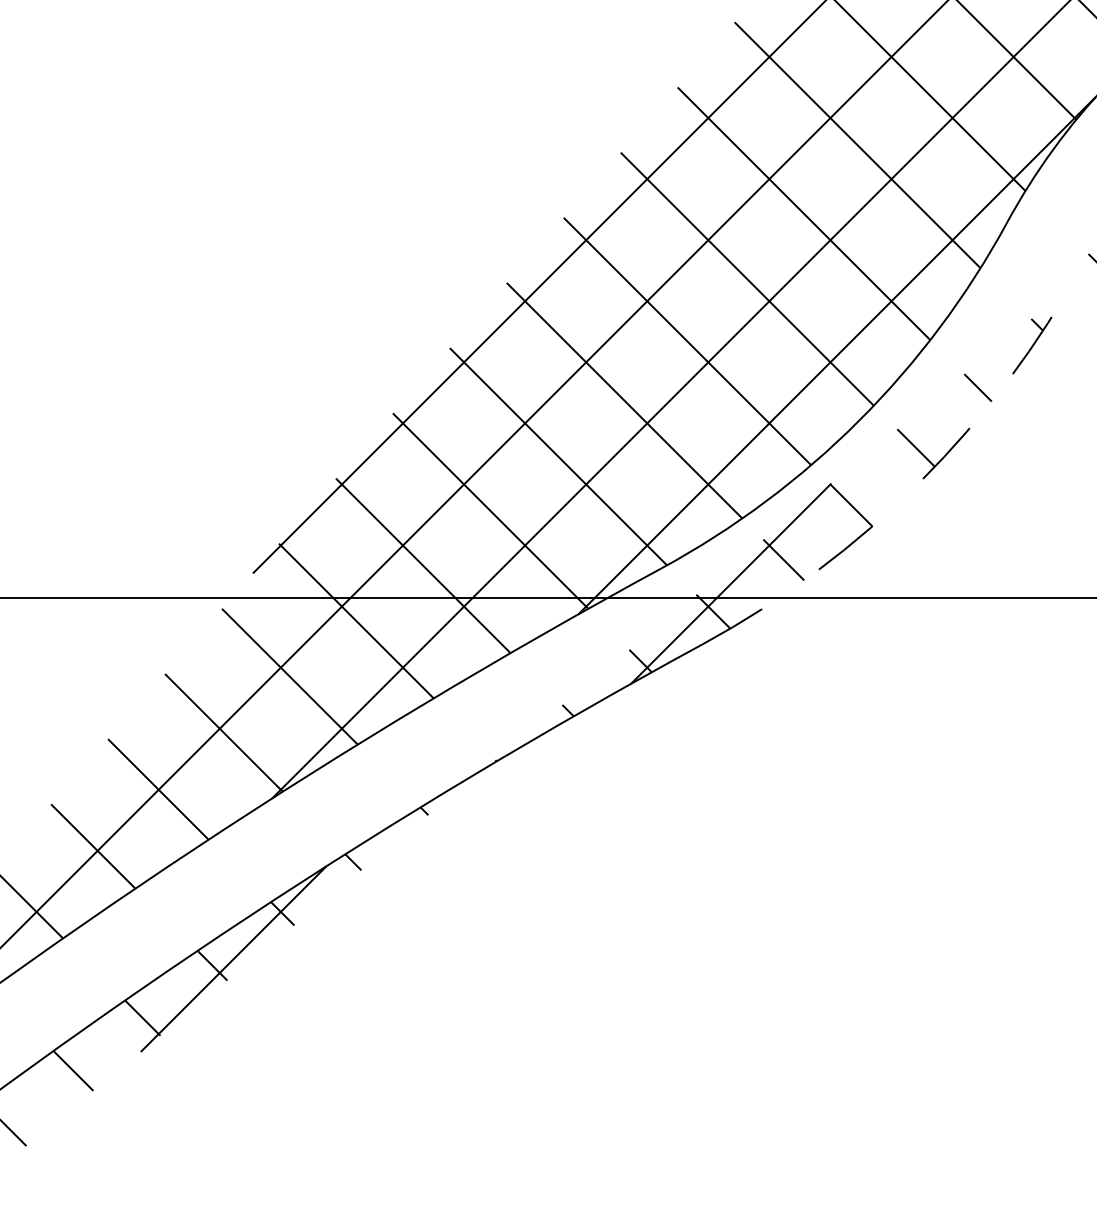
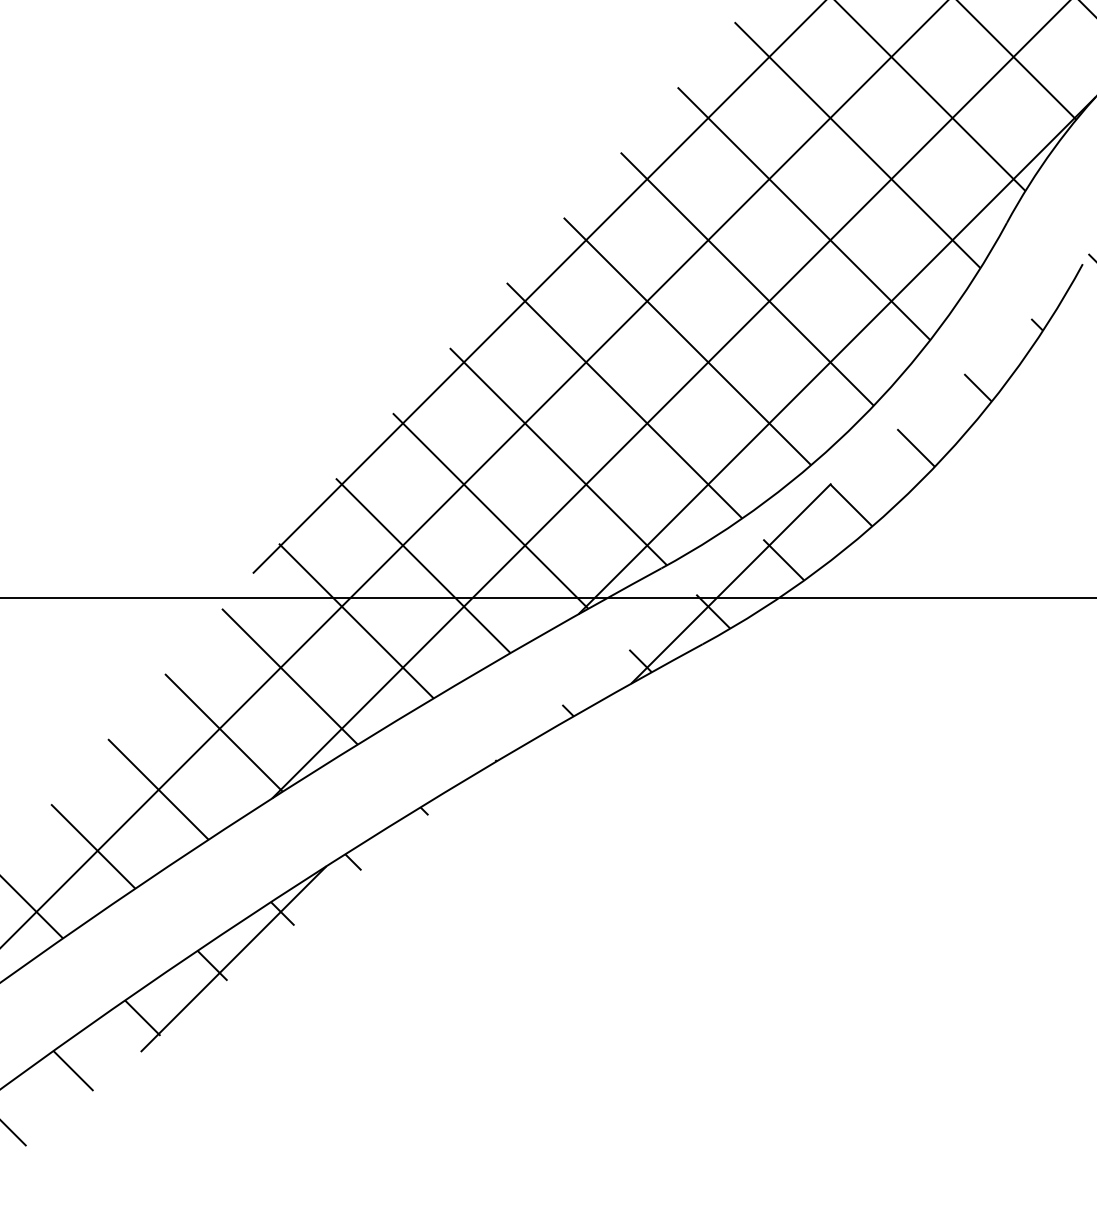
arc: dashed -> solid (920, 481)
